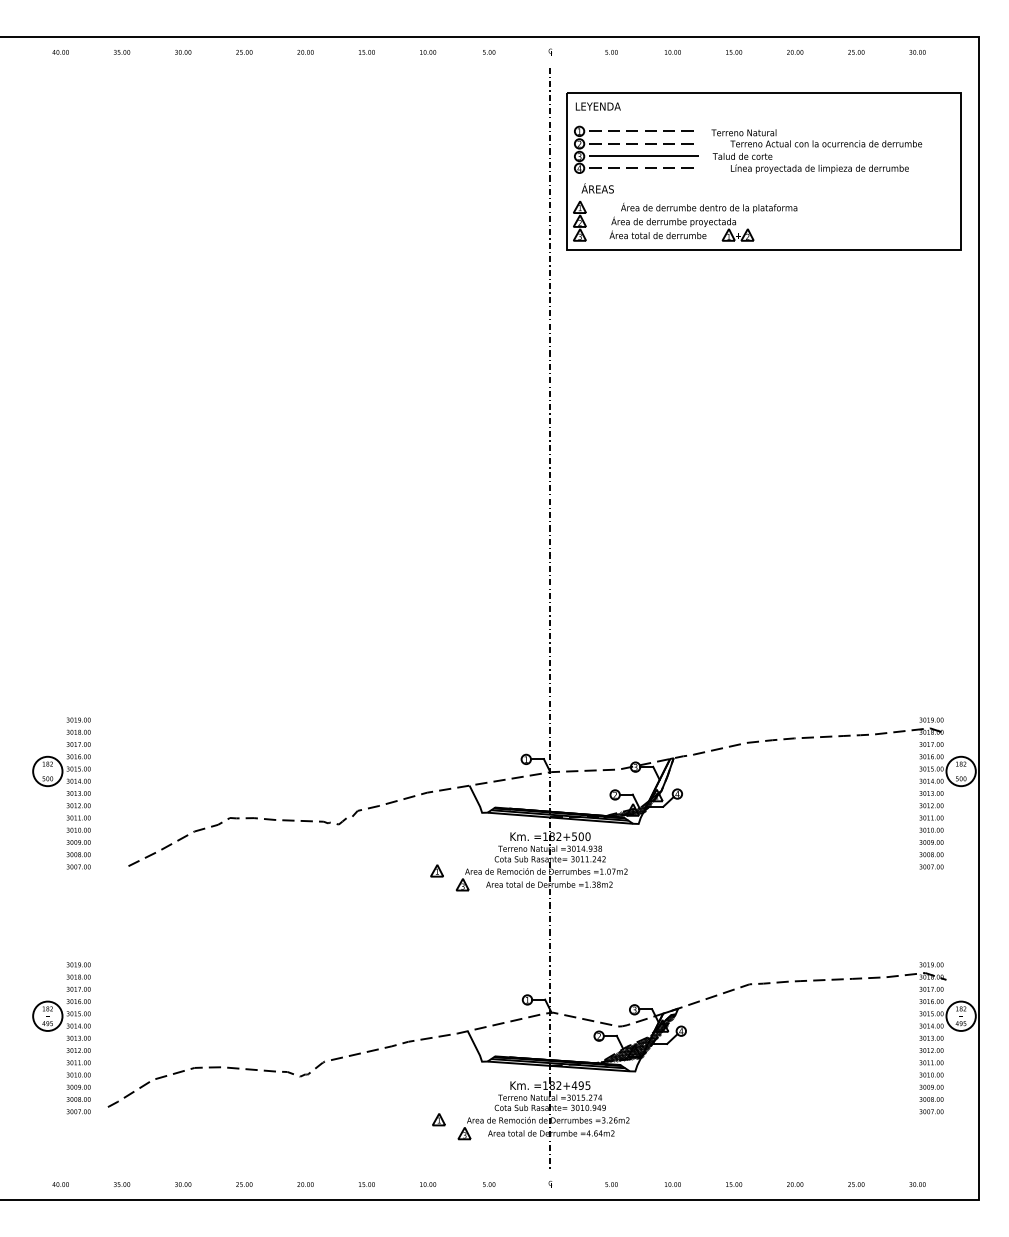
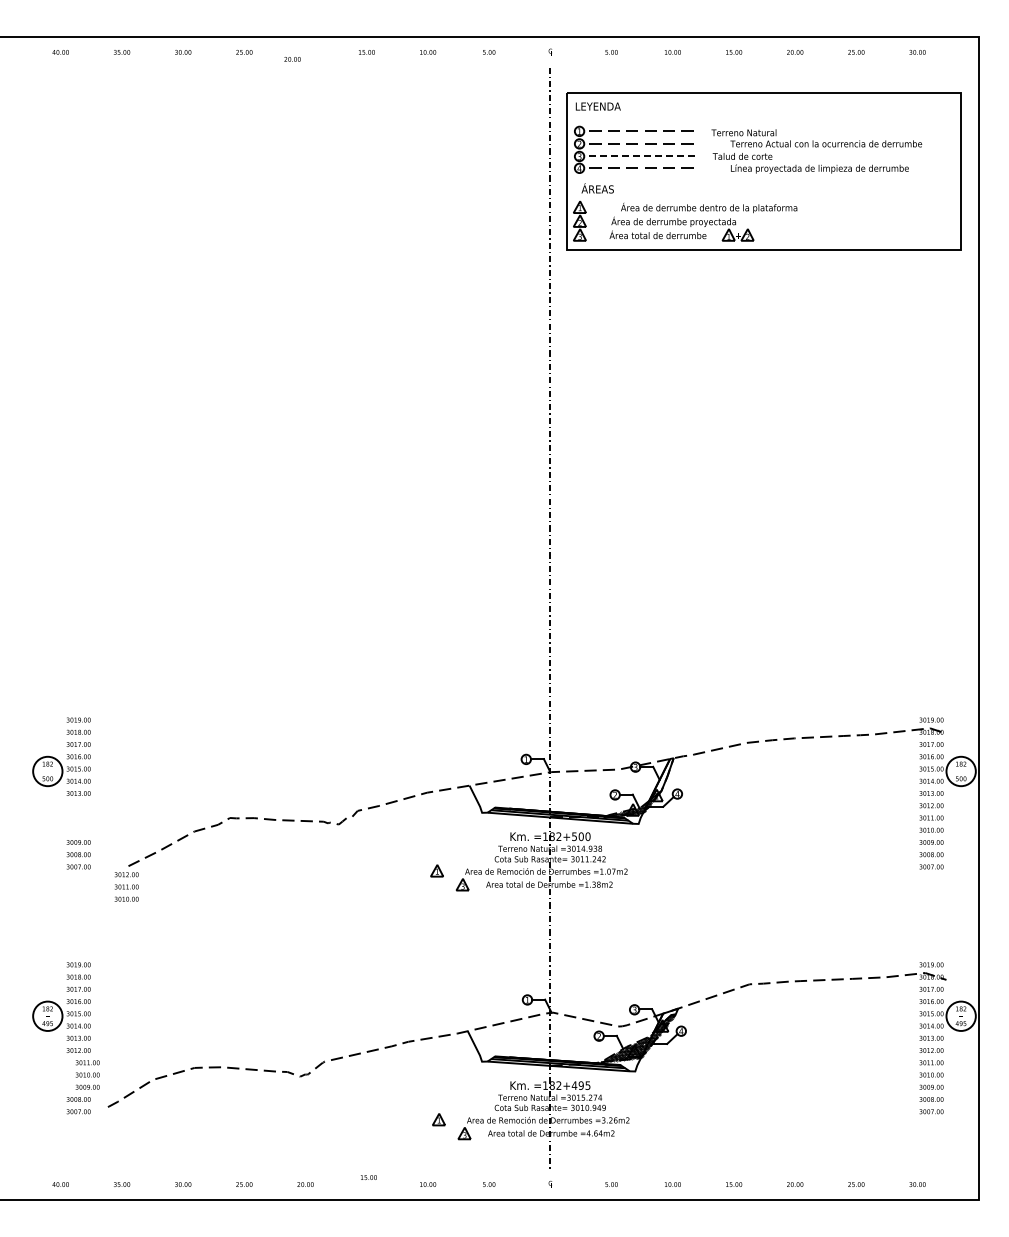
text position: (305, 52) -> (292, 59) (292, 59)
line: solid -> dashed (644, 156)
text position: (78, 817) -> (126, 886) (126, 886)
text position: (78, 1074) -> (87, 1074) (87, 1074)
text position: (366, 1184) -> (368, 1177) (368, 1177)
